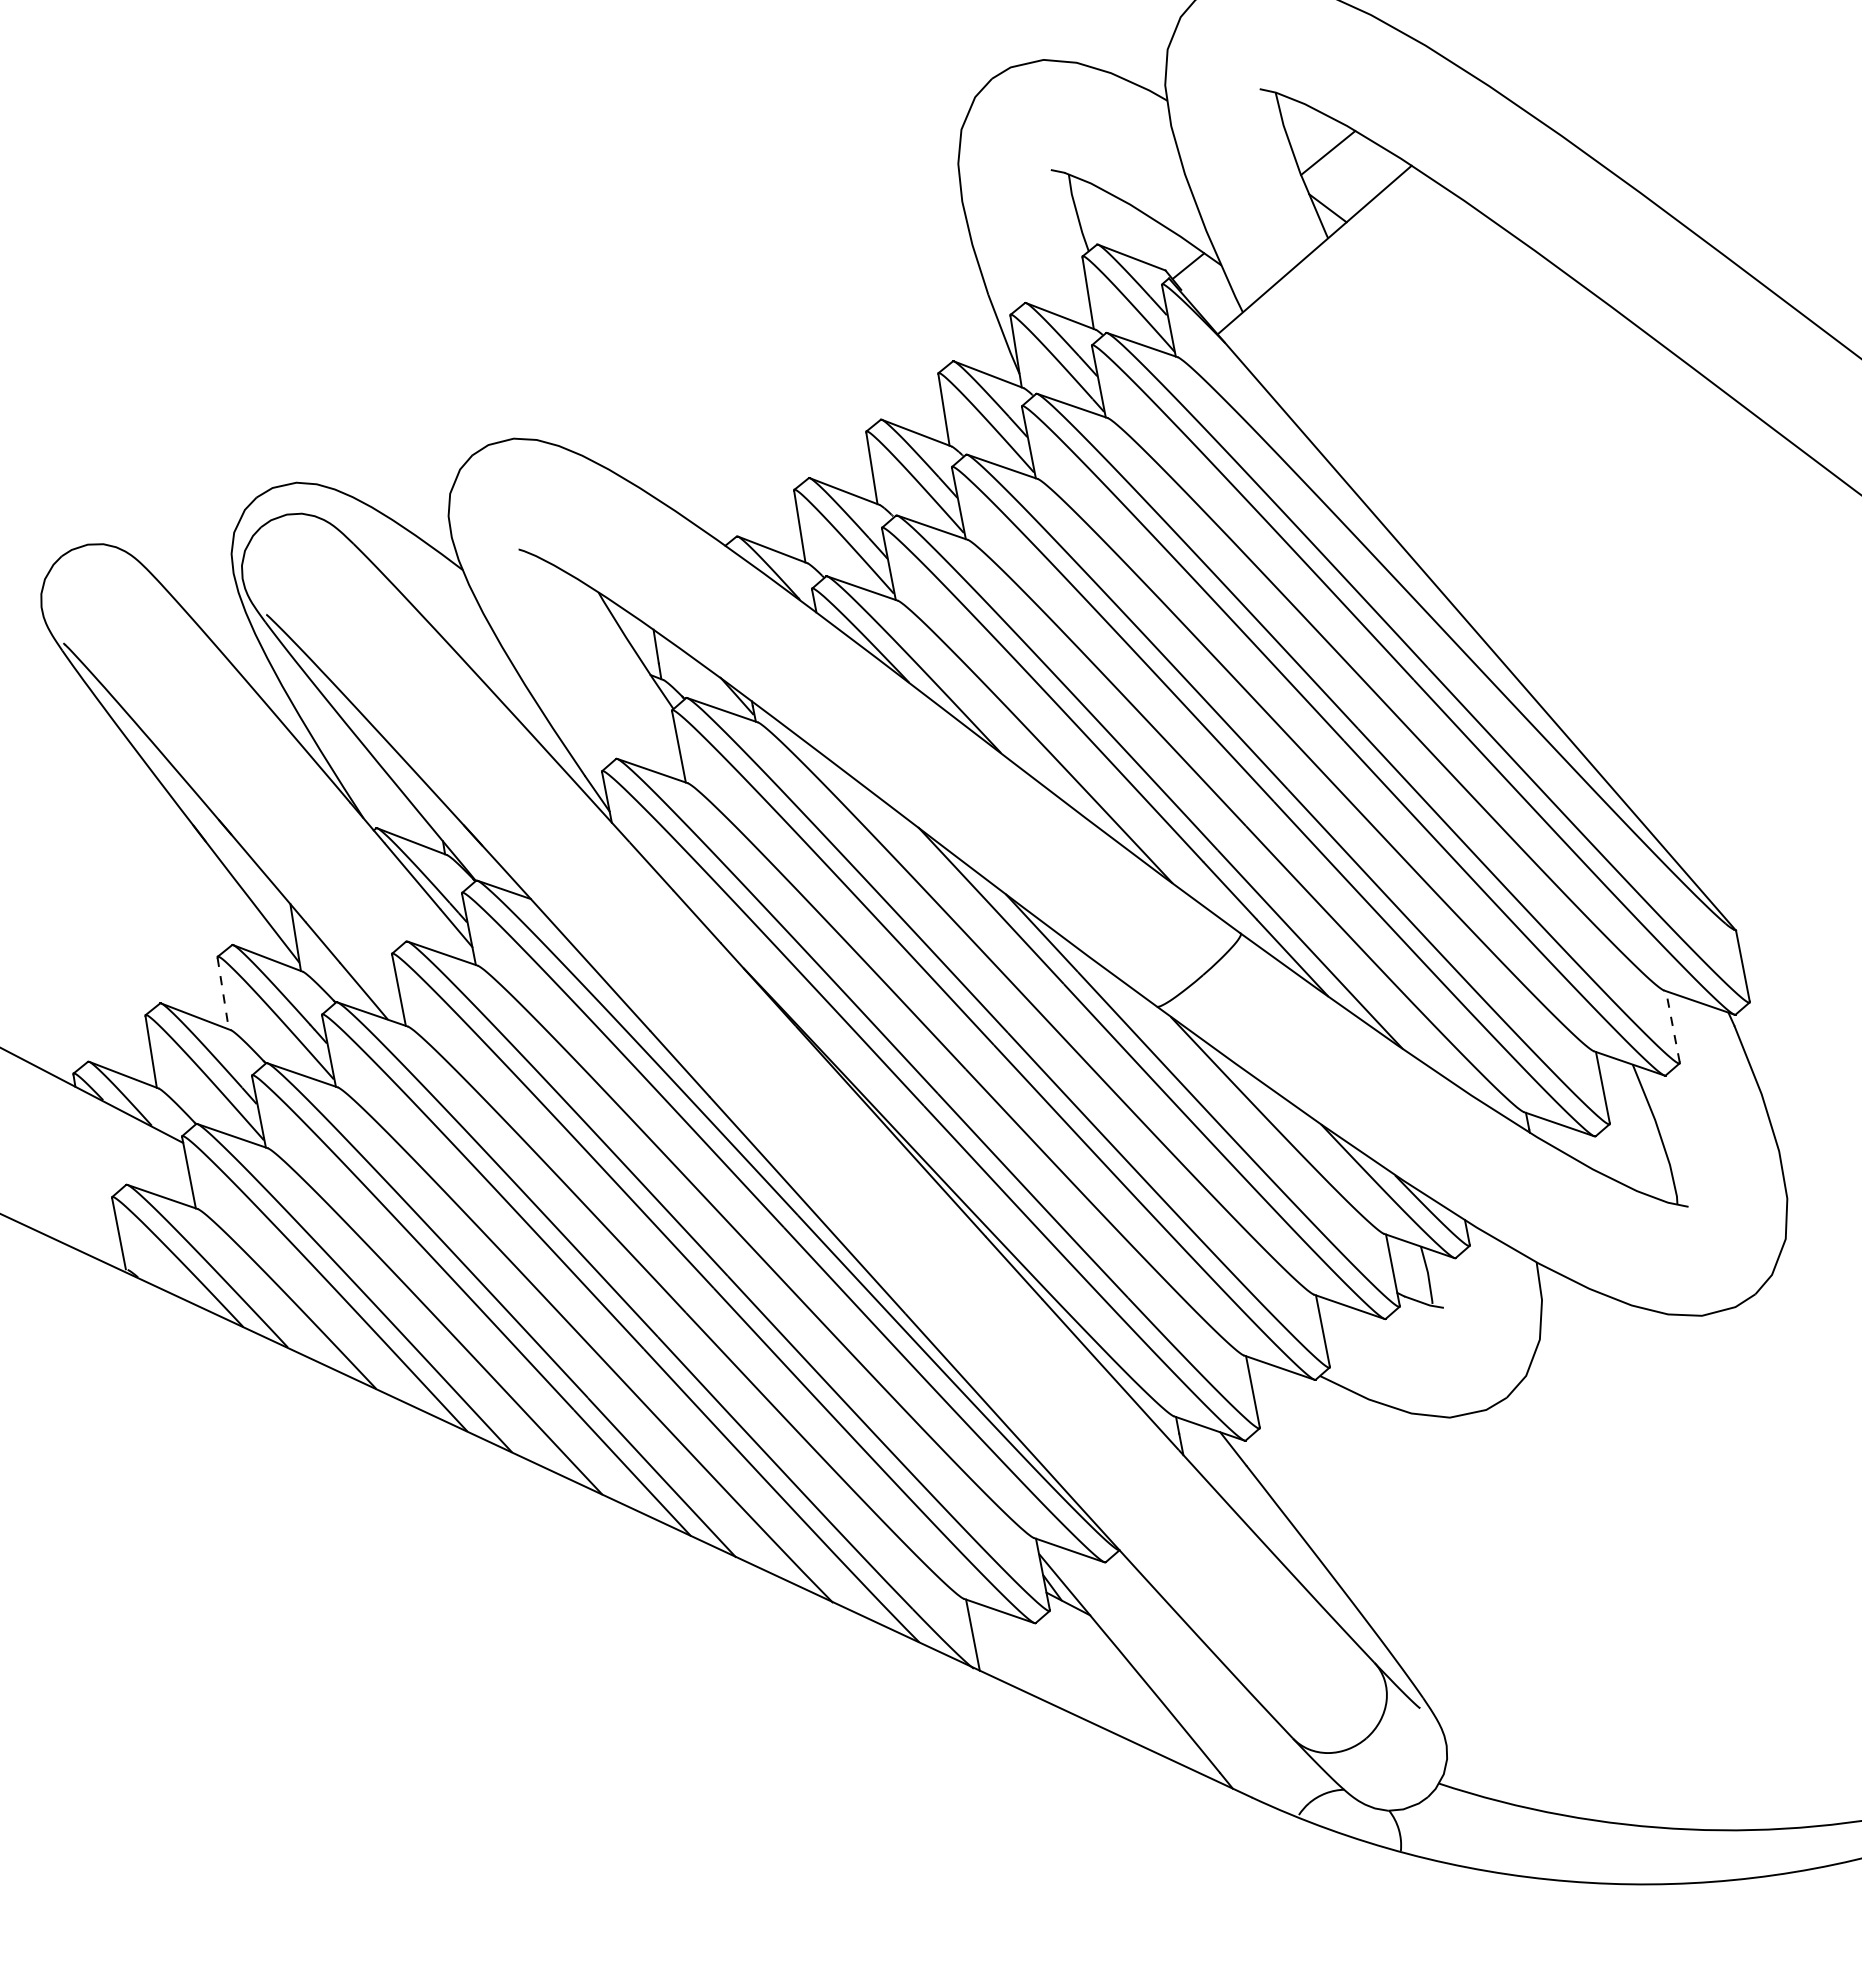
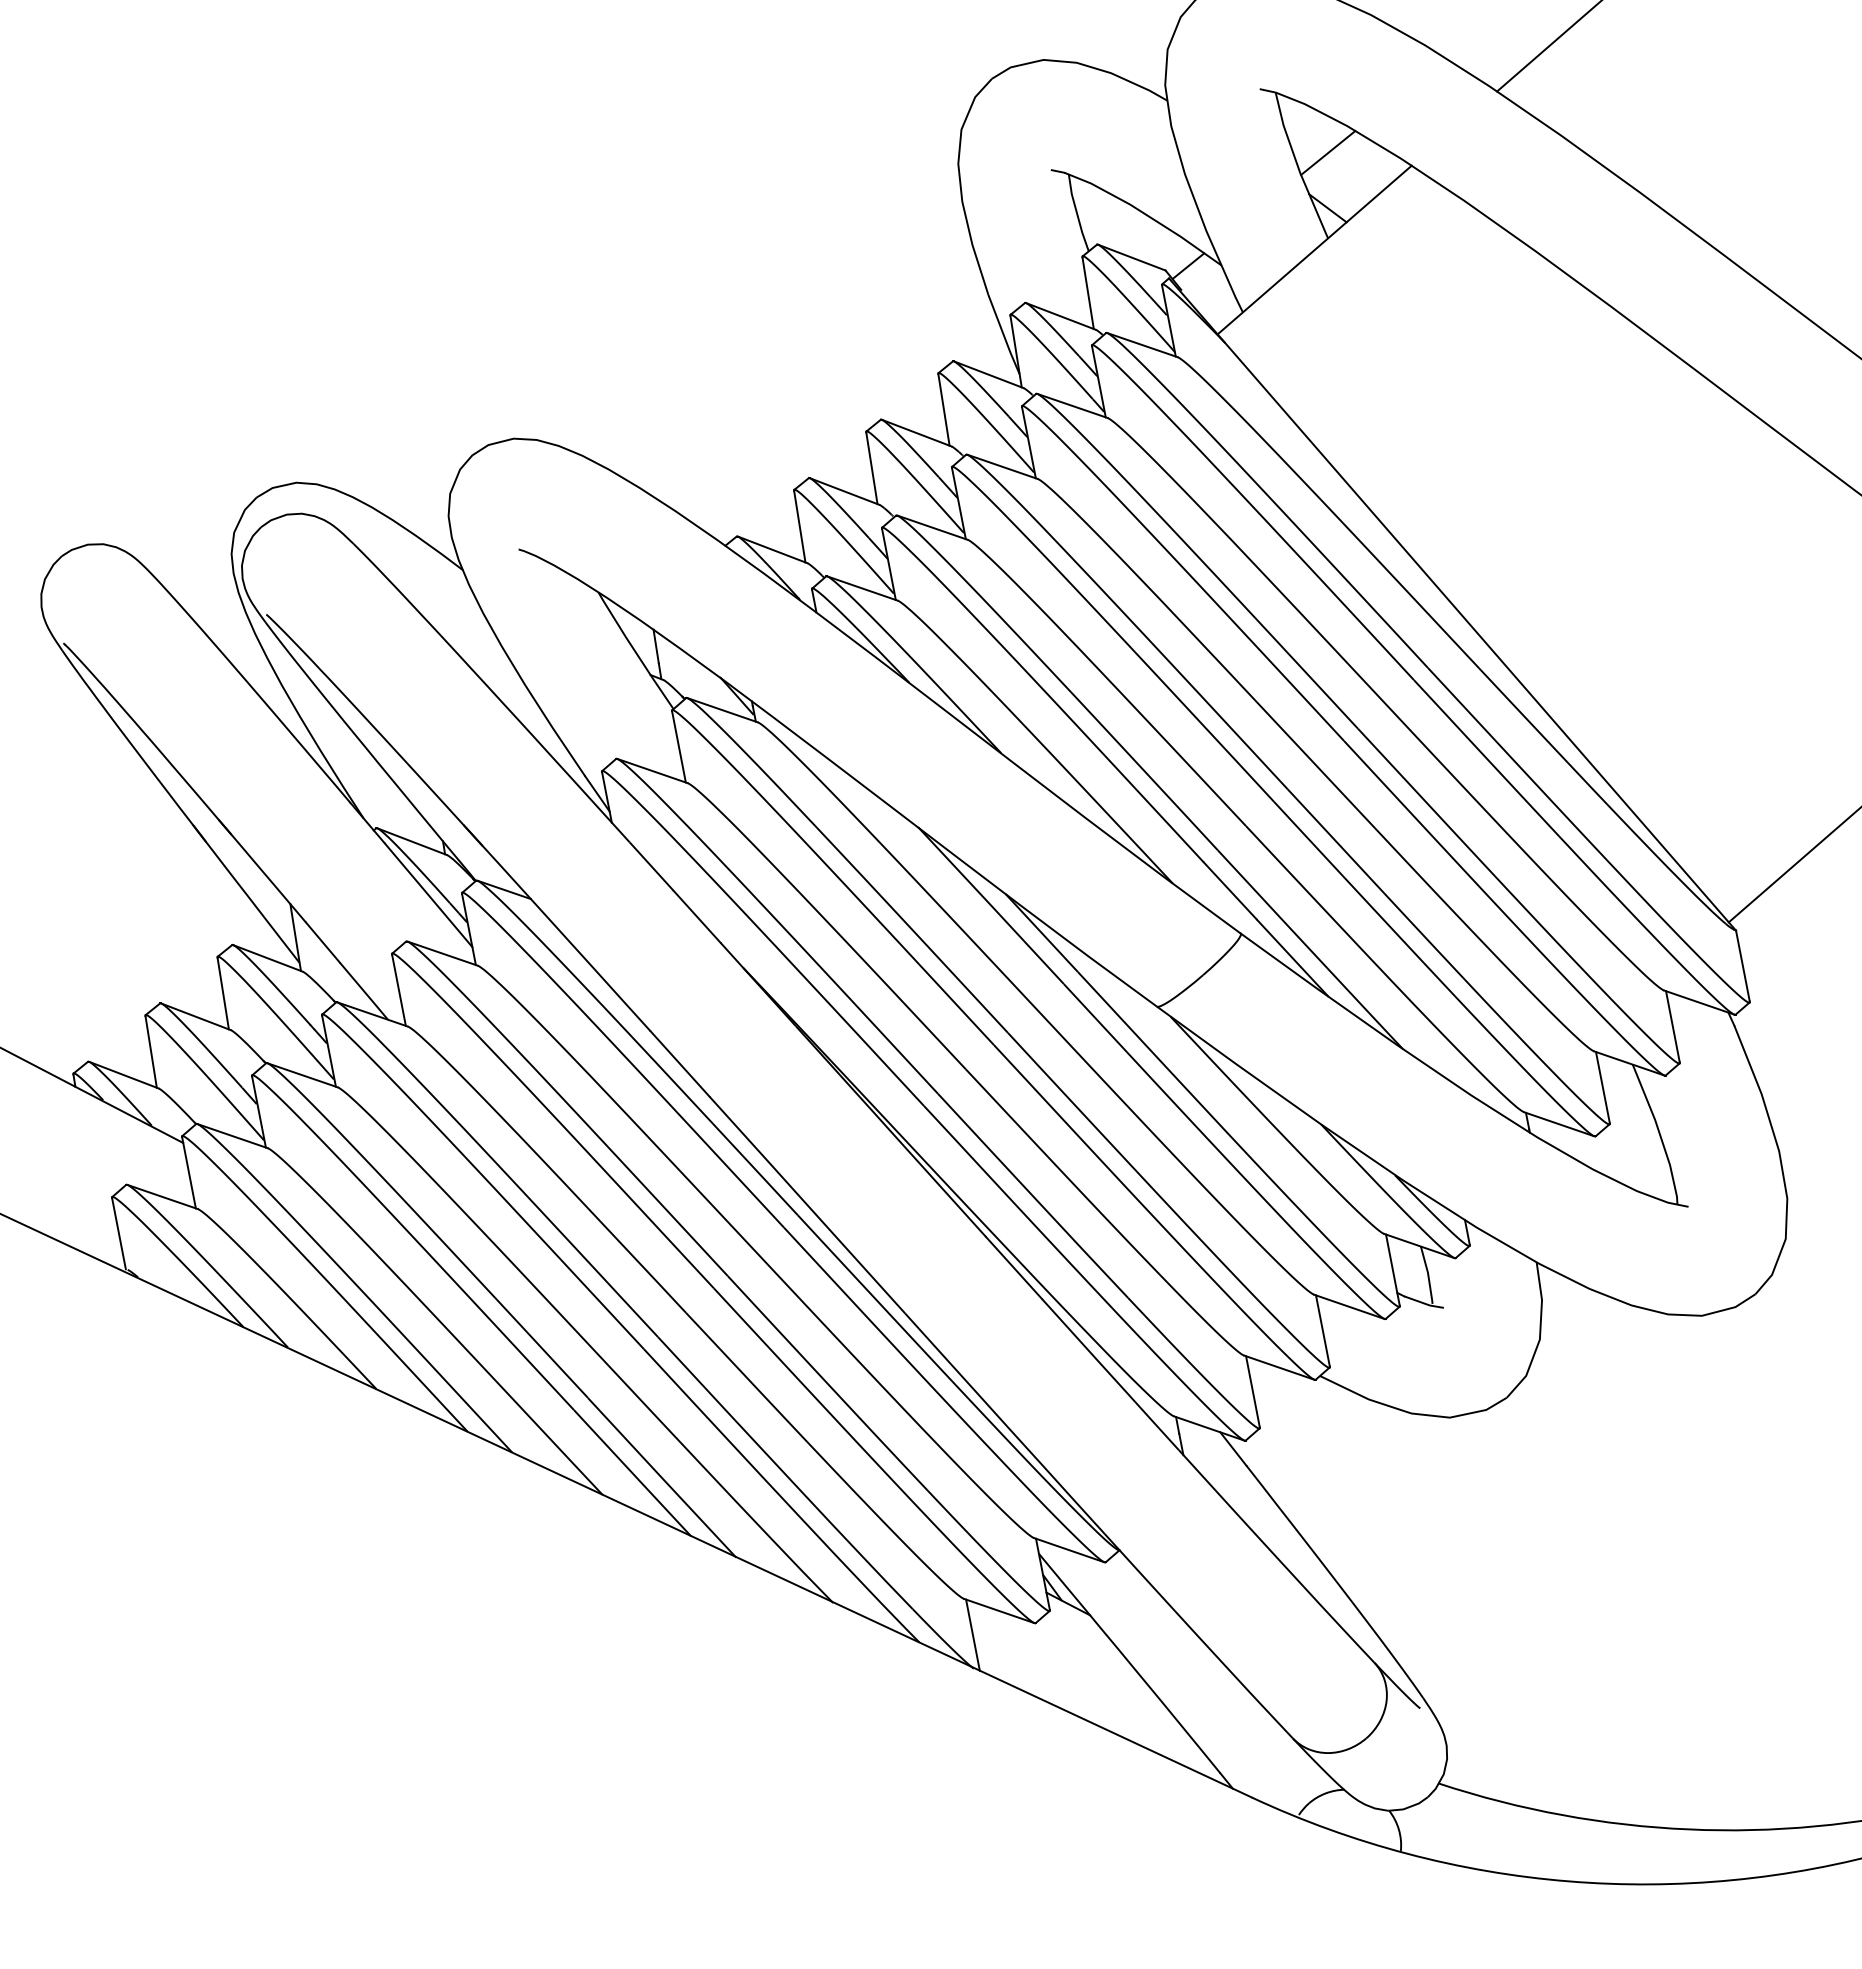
line: none -> present (1548, 46)
line: none -> present (1793, 865)
line: dashed -> solid (223, 994)
line: dashed -> solid (1672, 1026)
